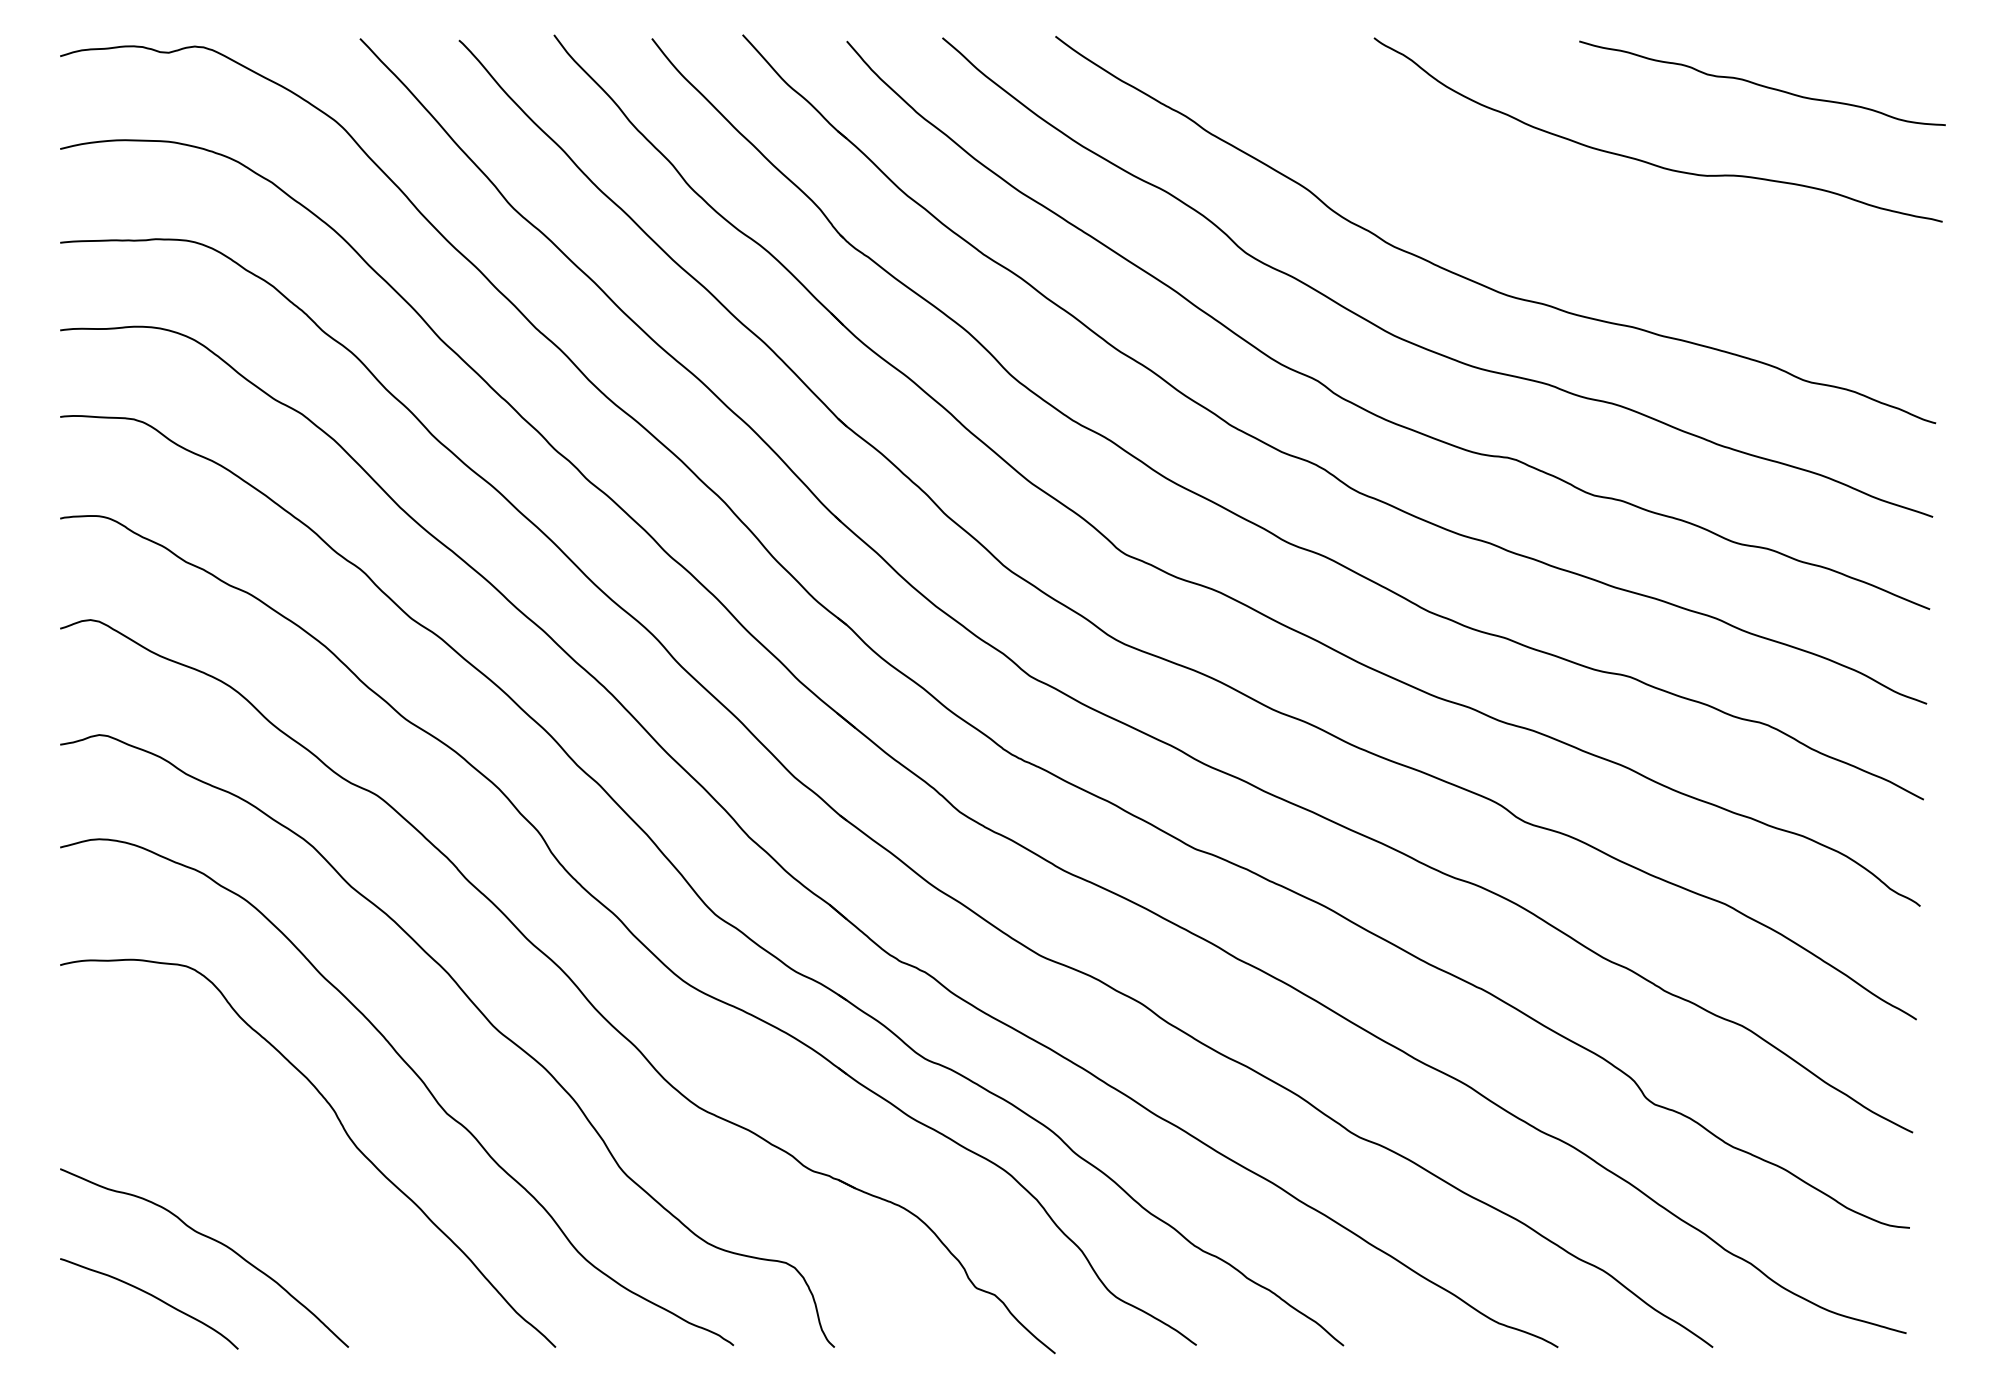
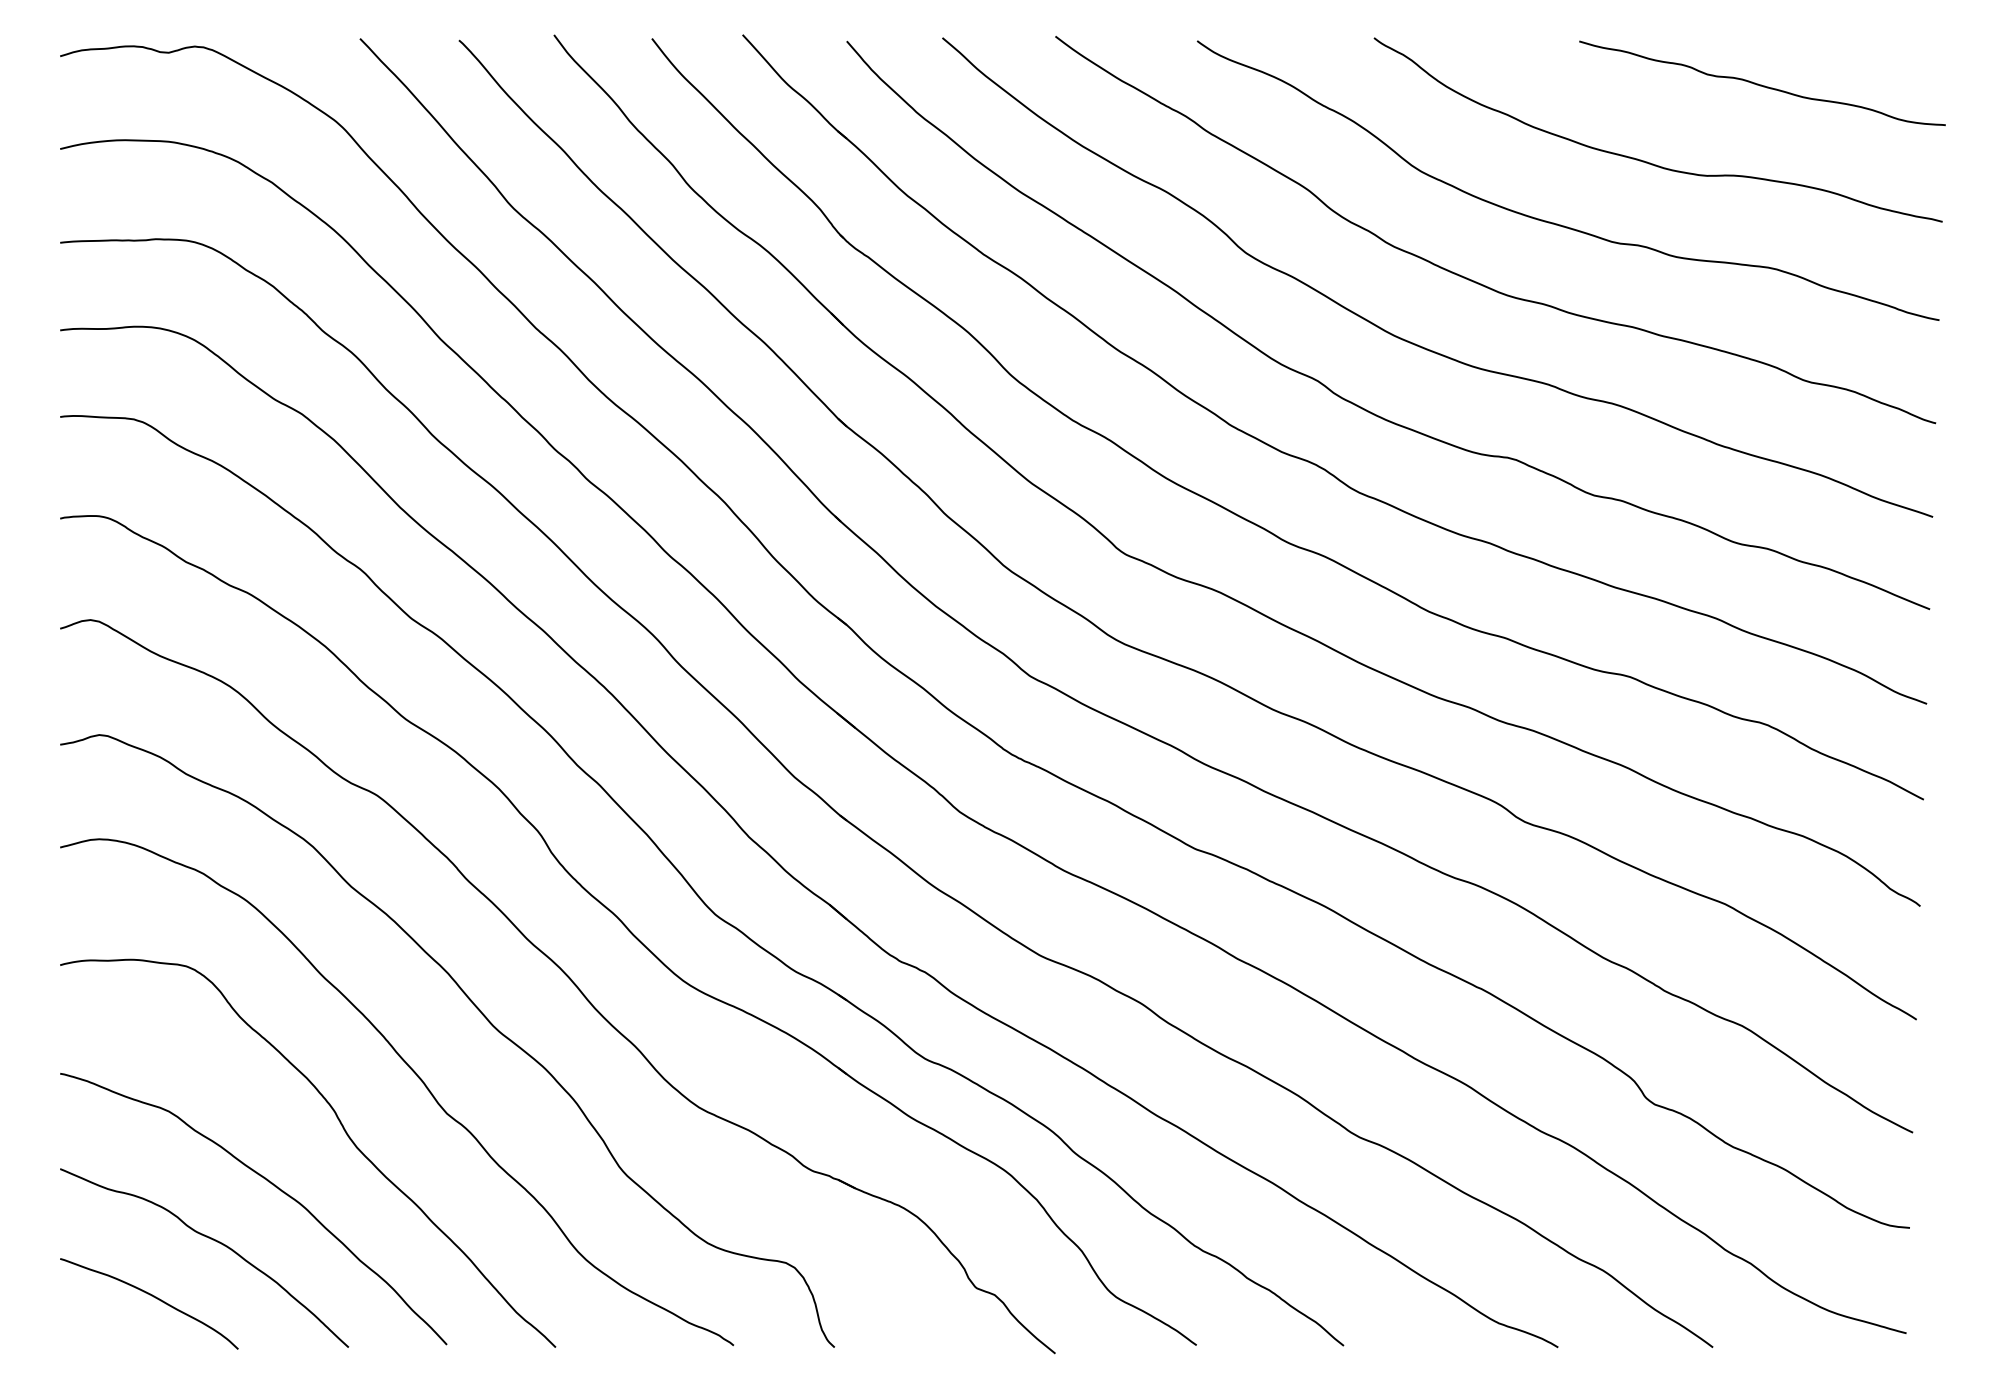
curve: none -> present (1554, 222)
curve: none -> present (271, 1184)
